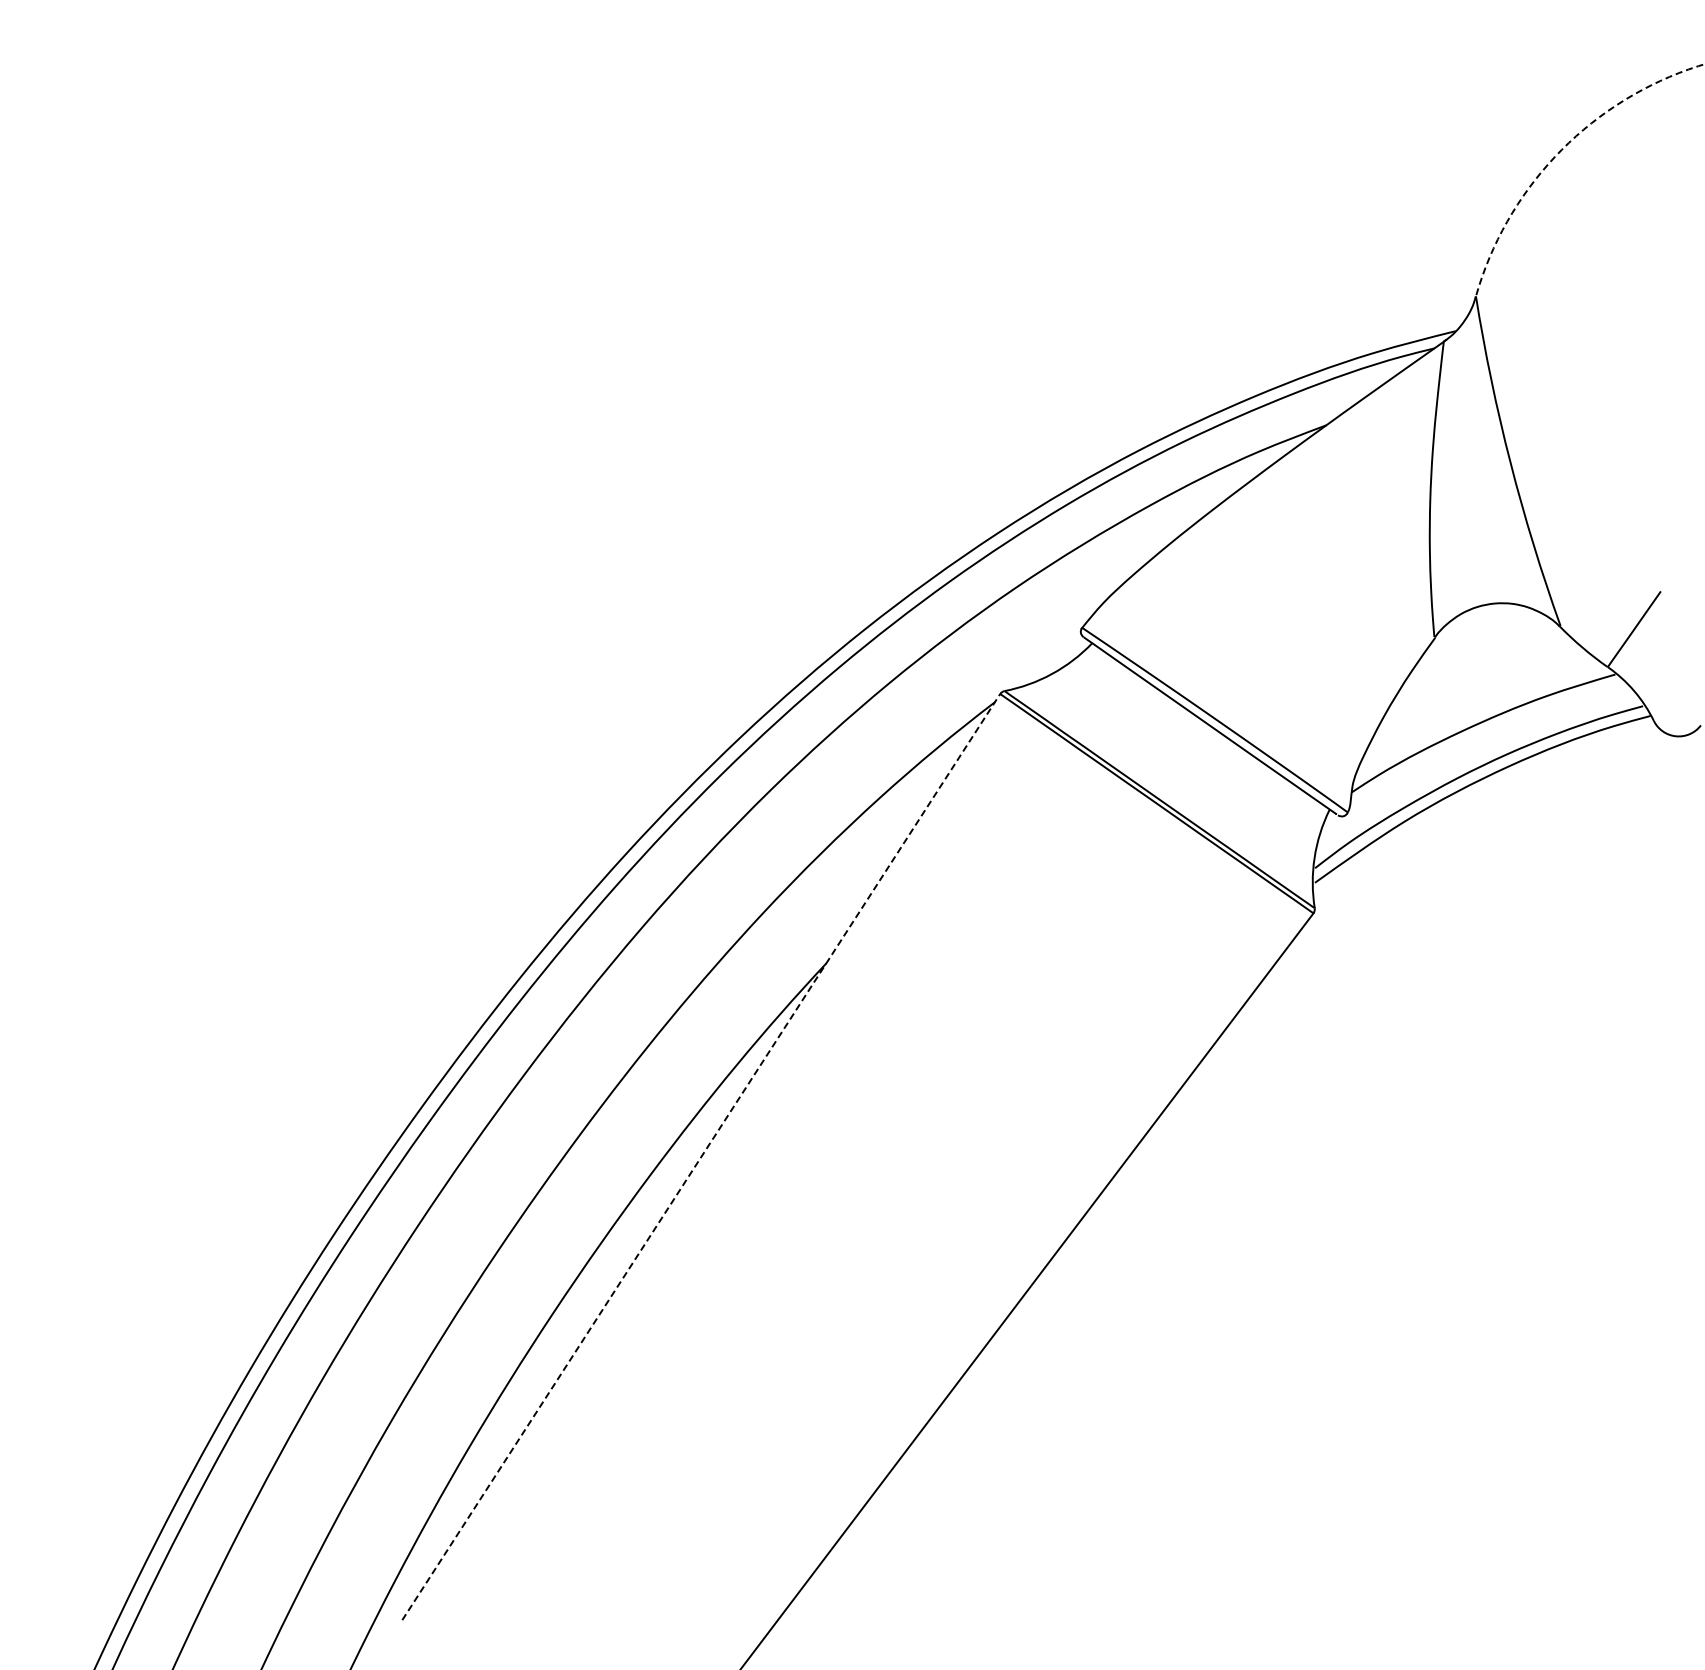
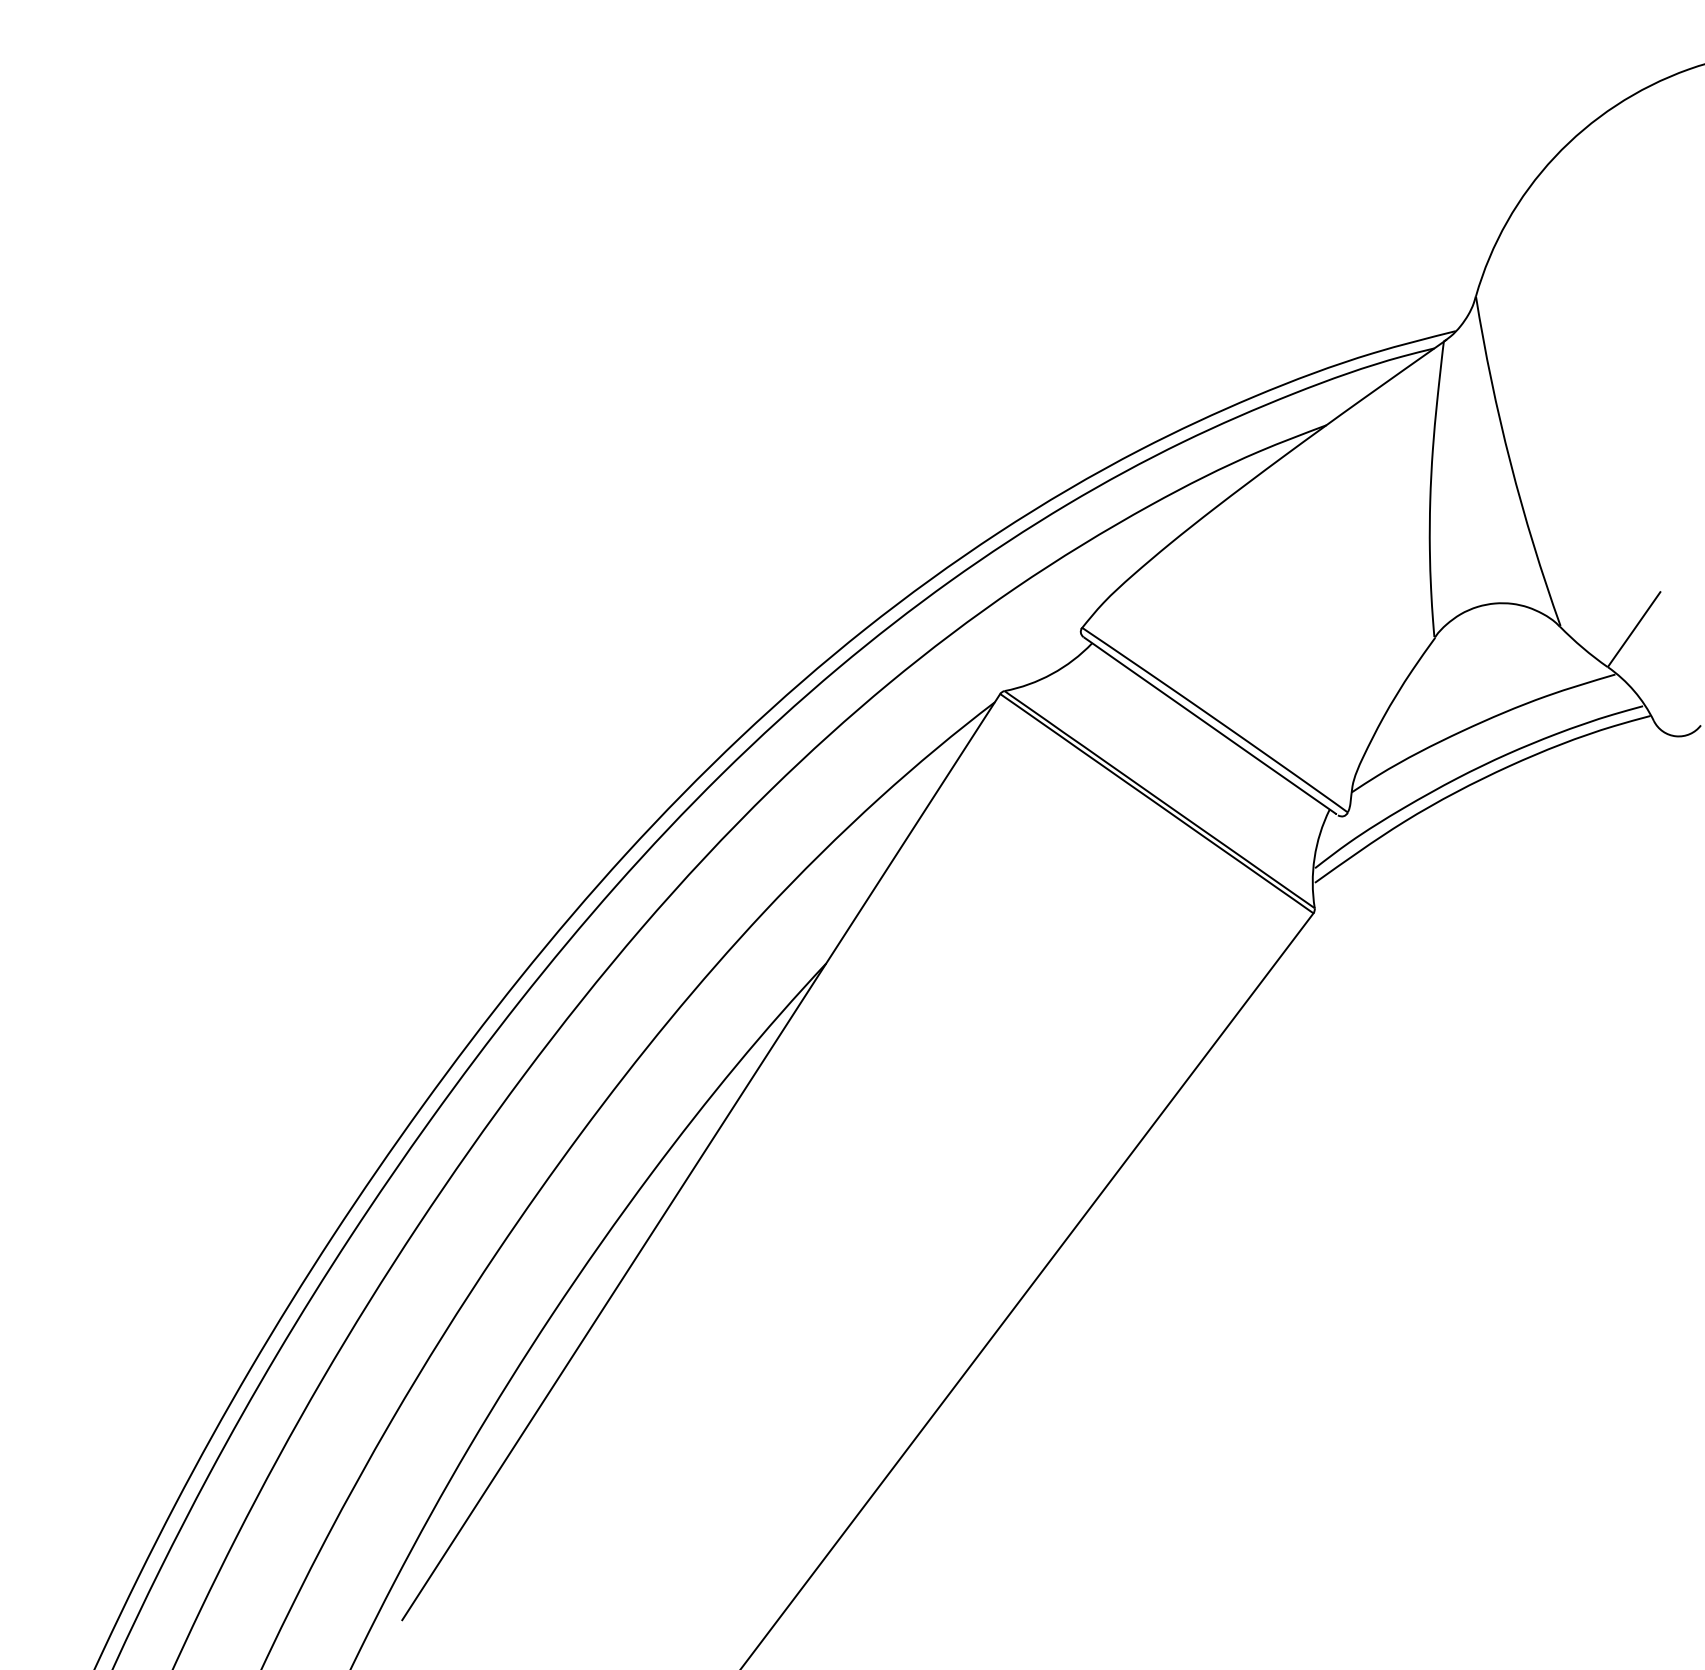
arc: dashed -> solid (1560, 151)
line: dashed -> solid (701, 1156)
